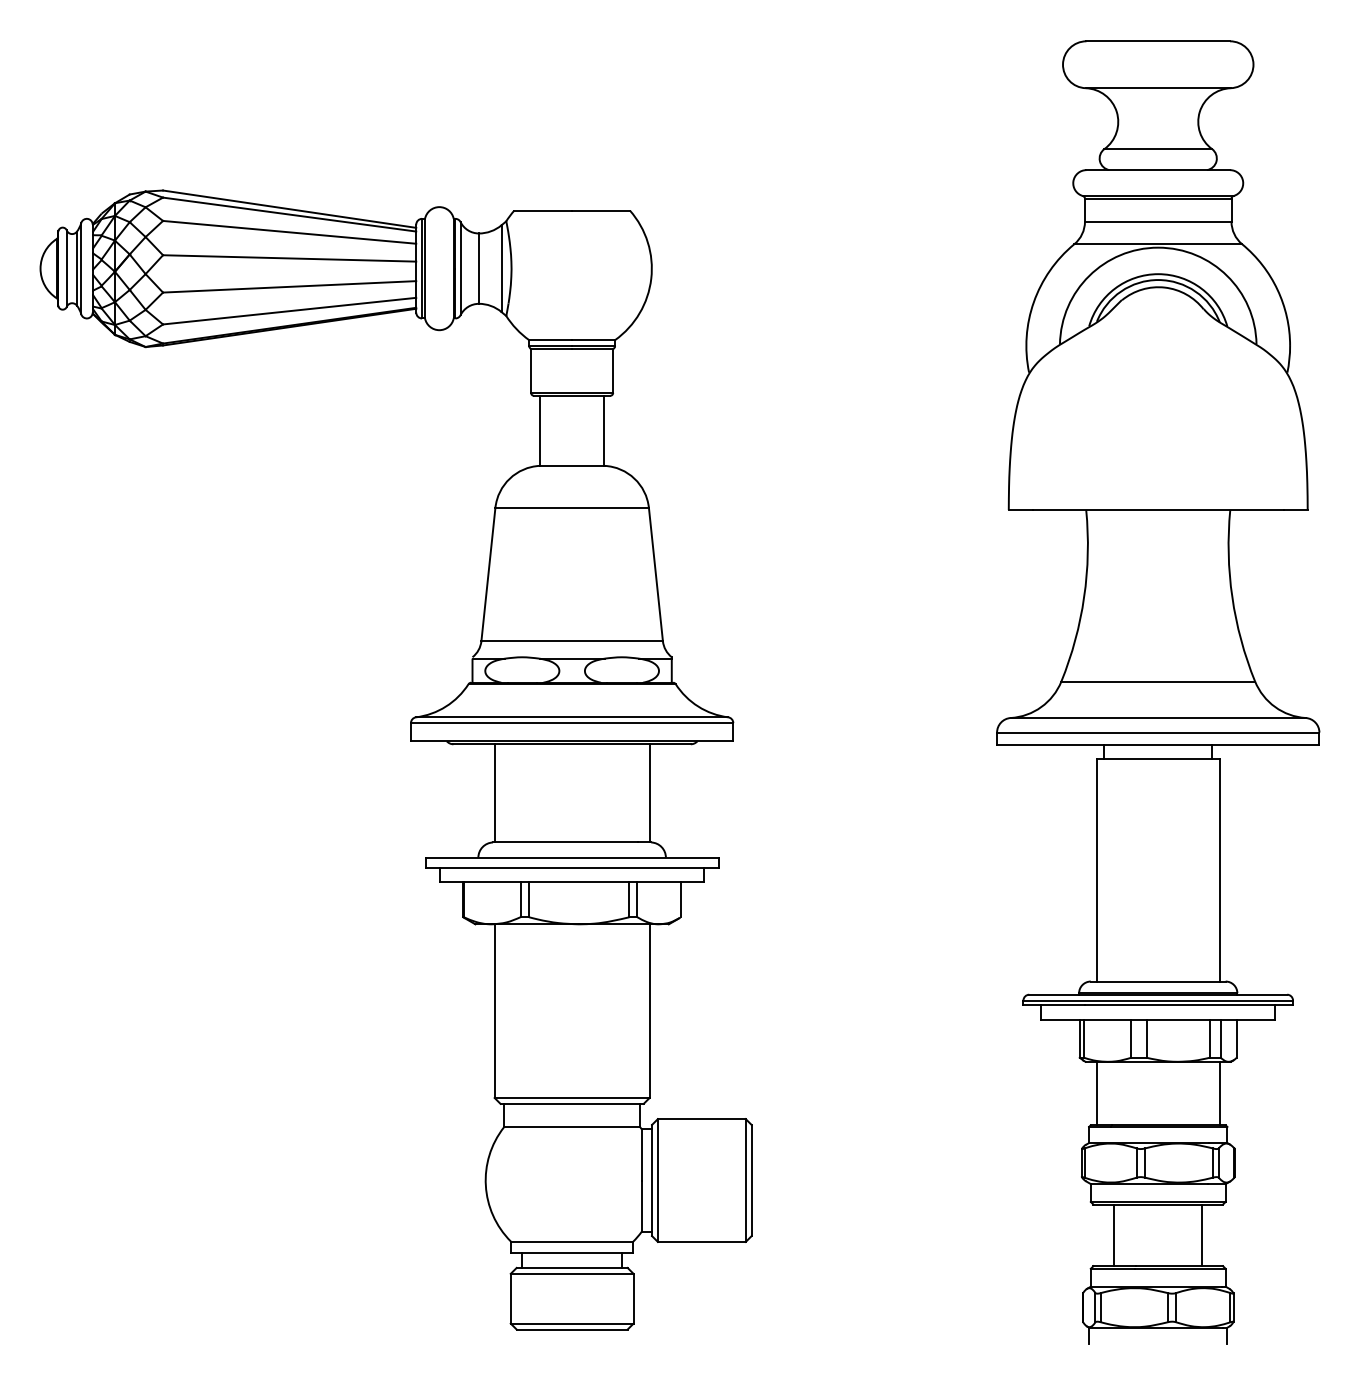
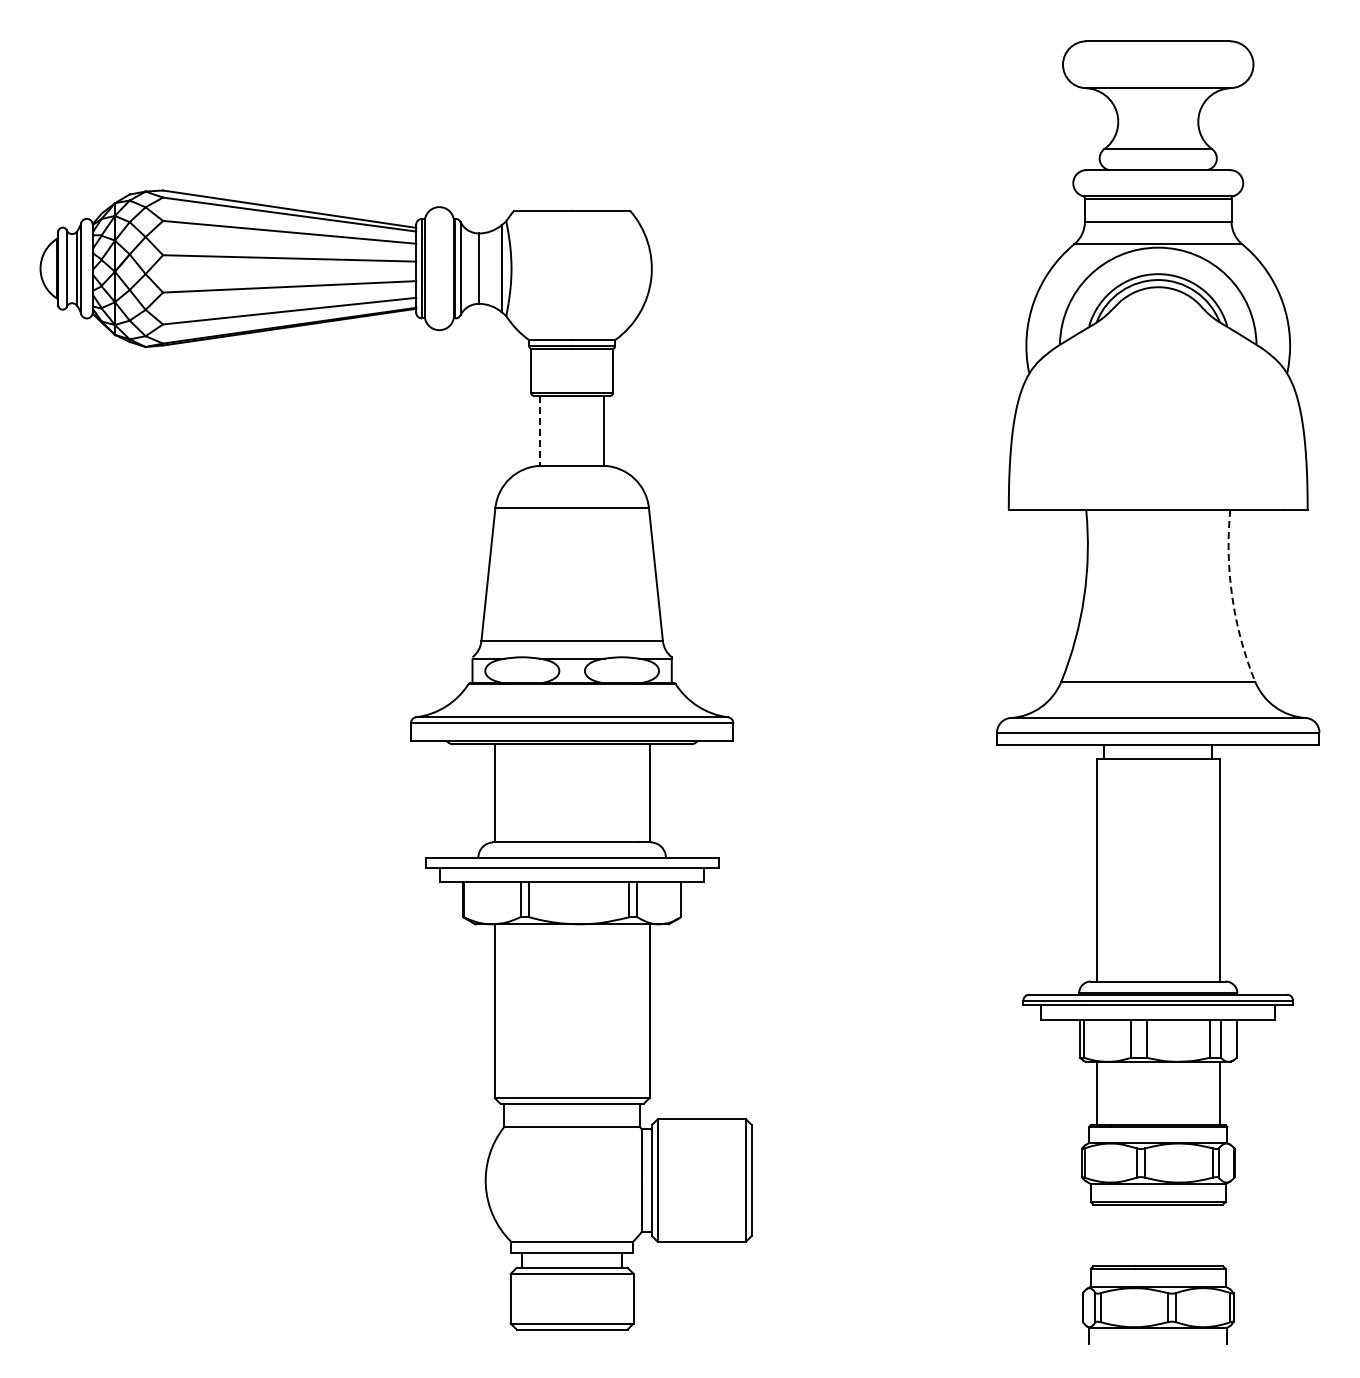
line: solid -> dashed (540, 431)
arc: solid -> dashed (1232, 597)
line: present -> none (1114, 1235)
line: present -> none (1202, 1235)
